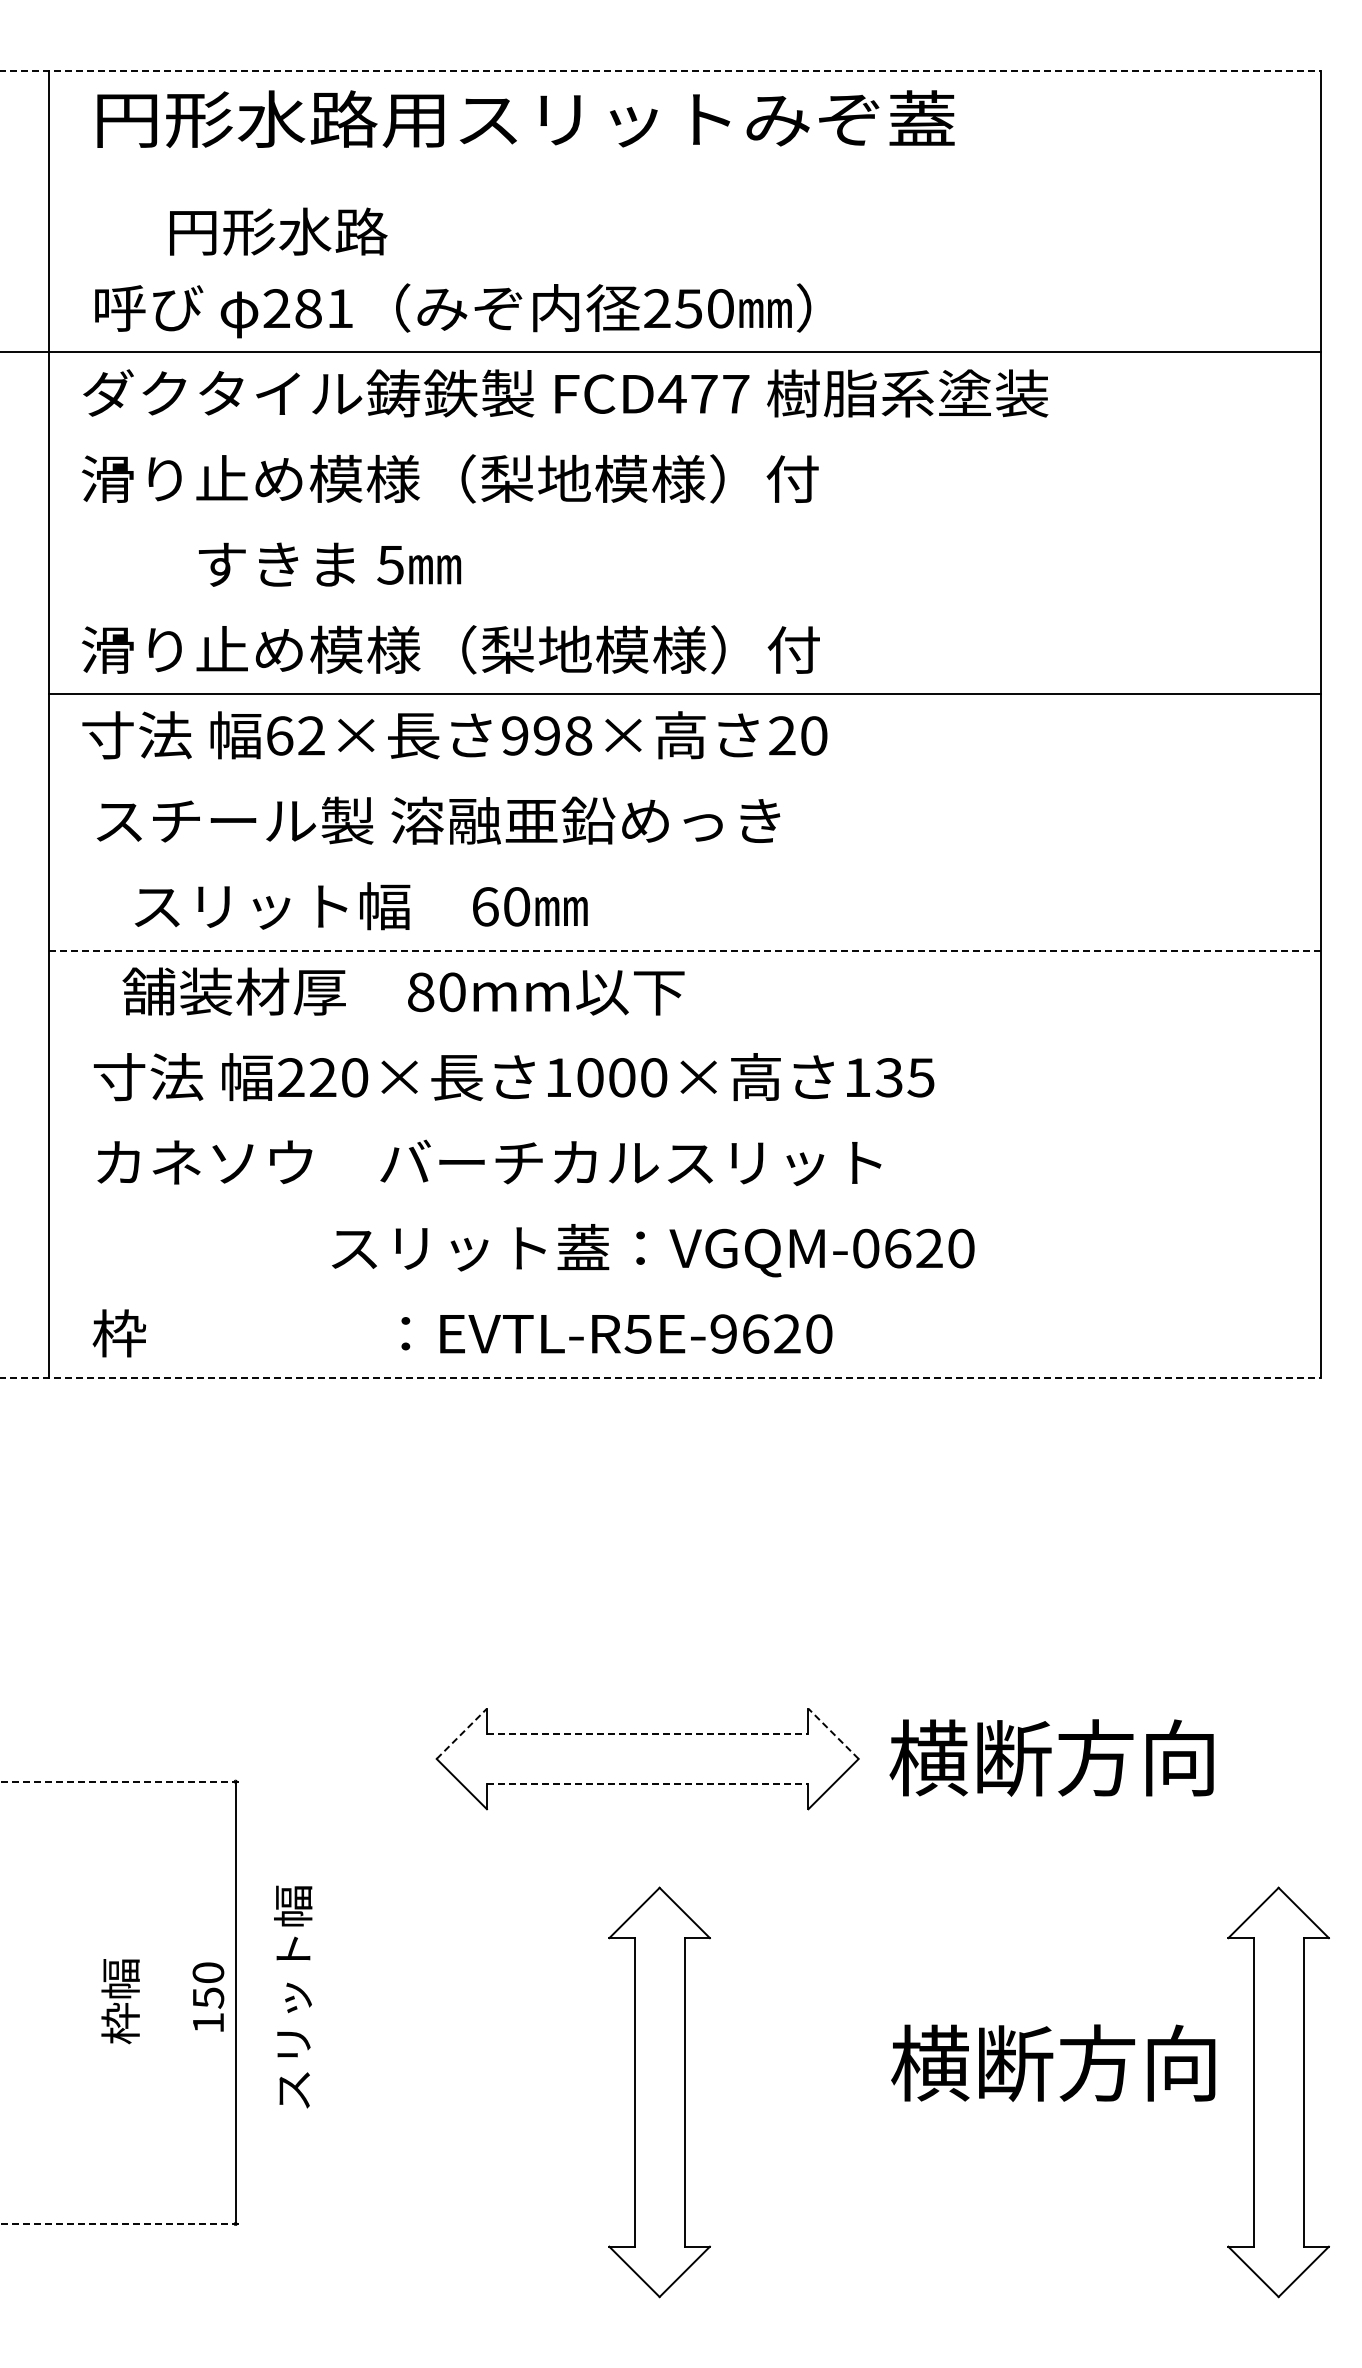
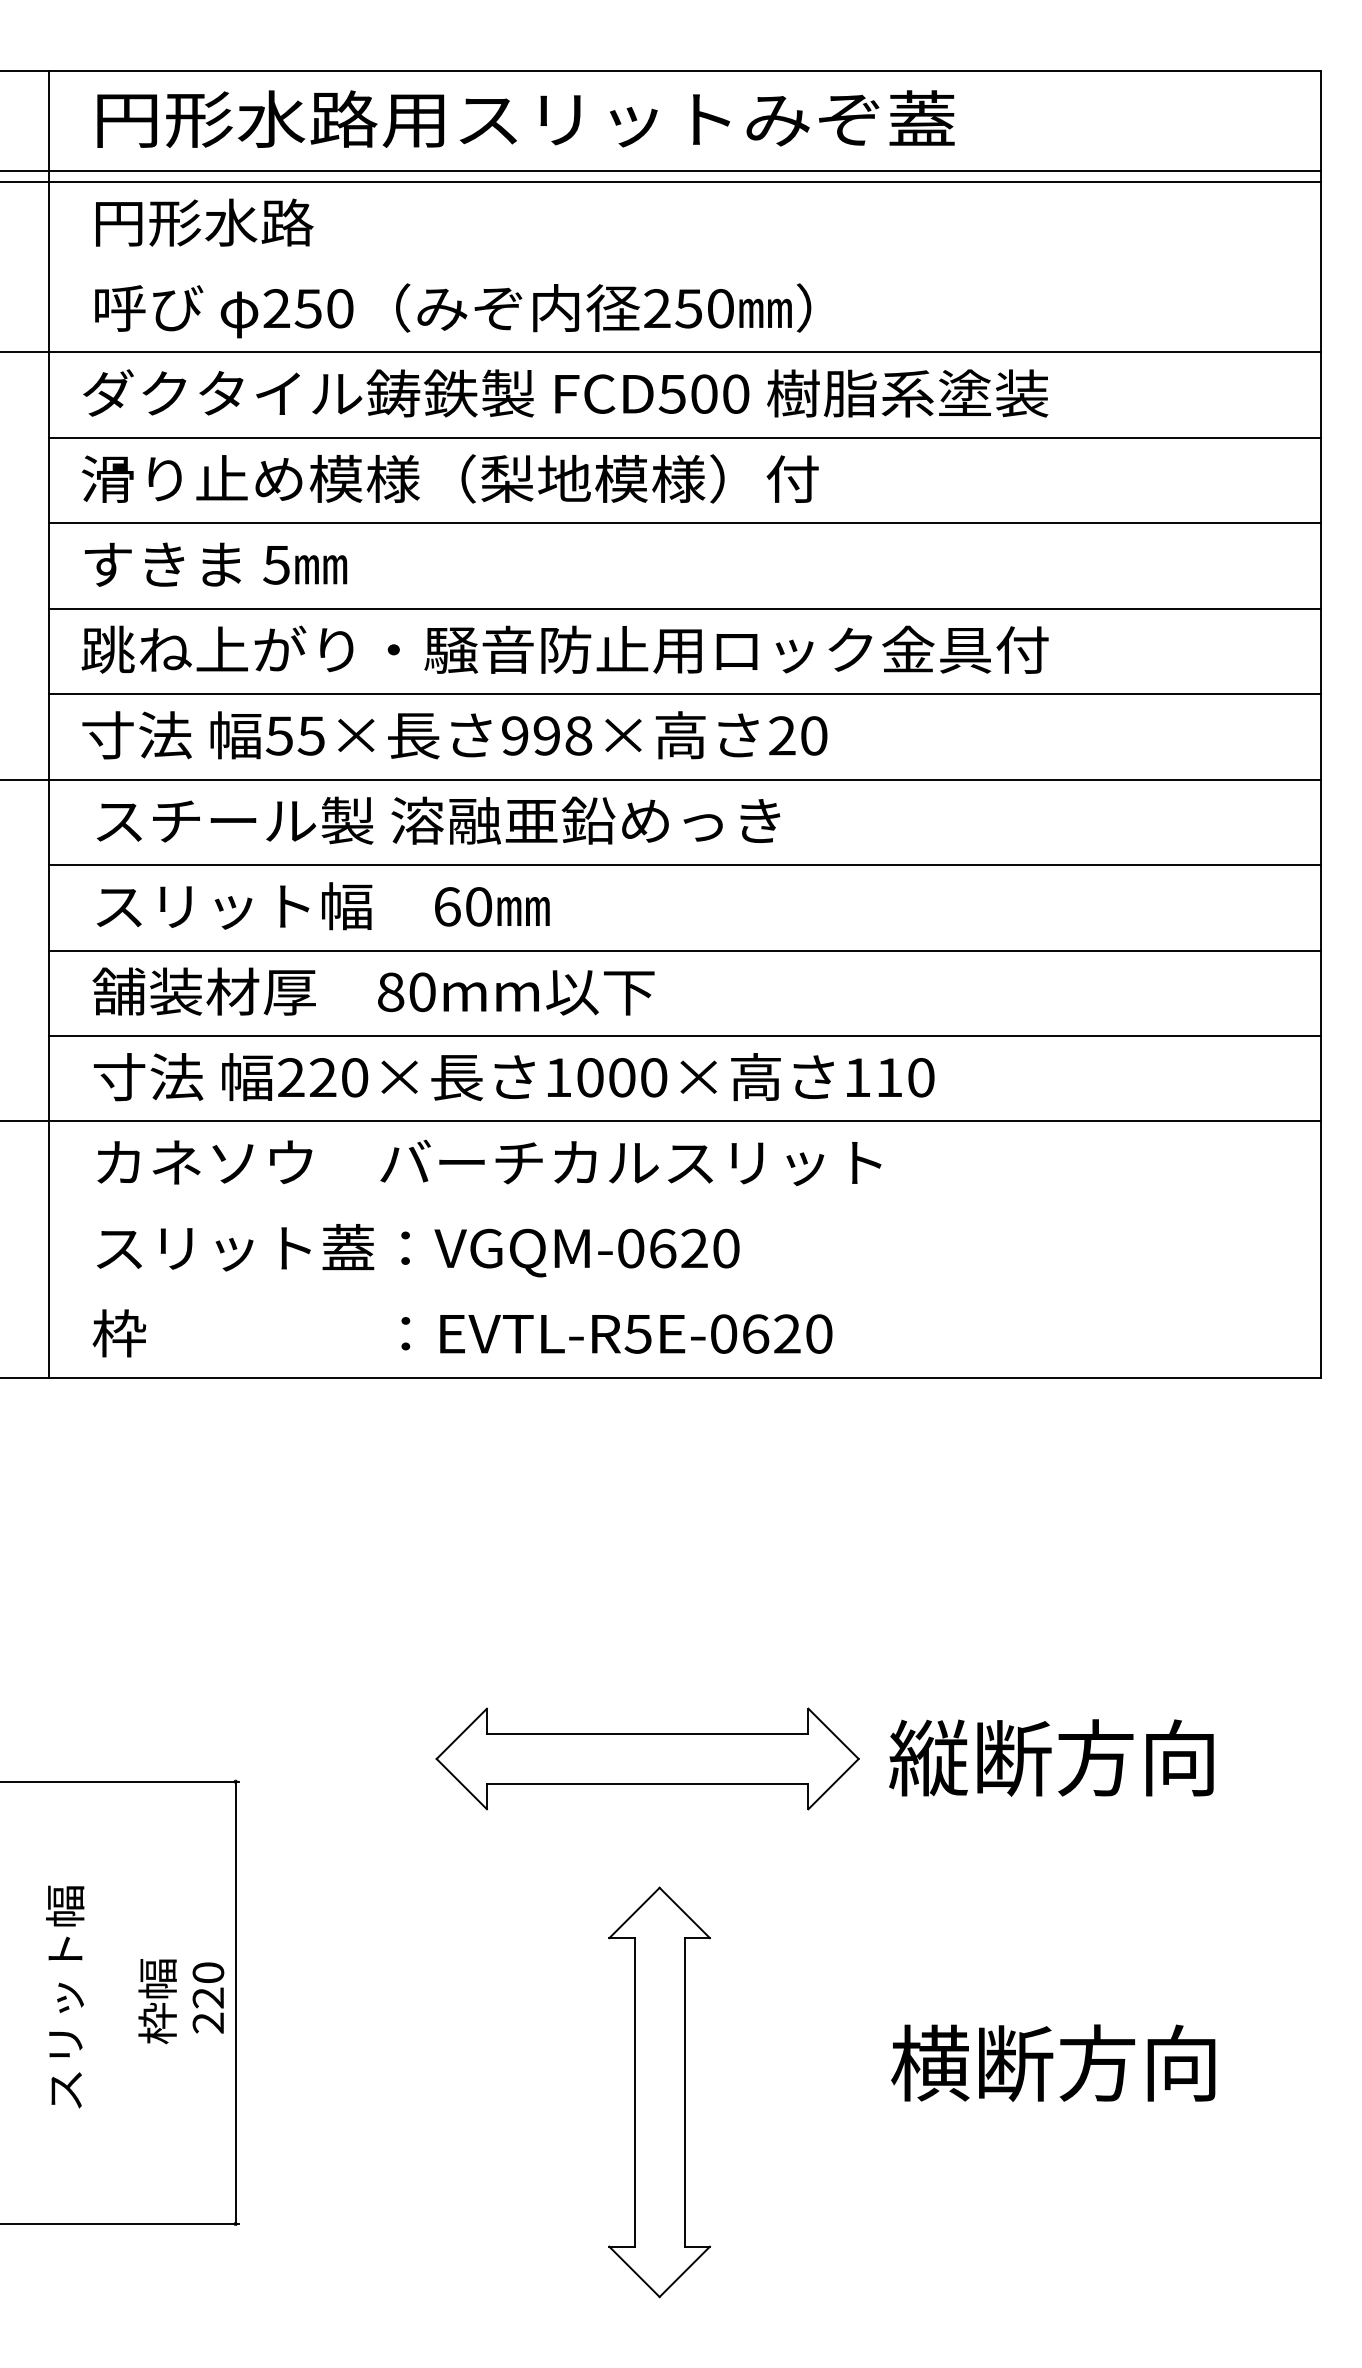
line: dashed -> solid (661, 70)
line: none -> present (661, 171)
line: none -> present (661, 181)
text position: (278, 231) -> (204, 222) (204, 222)
text: 281 -> 250 (323, 308)
text: FCD477 -> FCD500 (703, 393)
line: none -> present (685, 437)
line: none -> present (685, 523)
text position: (329, 564) -> (215, 564) (215, 564)
line: none -> present (685, 608)
text: 滑り止め模様（梨地模様）付 -> 跳ね上がり・騒音防止用ロック金具付 (564, 649)
text: 62× -> 55× (294, 735)
line: none -> present (661, 779)
line: none -> present (685, 865)
text position: (361, 906) -> (323, 906) (323, 906)
line: dashed -> solid (685, 950)
text position: (403, 991) -> (373, 991) (373, 991)
line: none -> present (685, 1036)
text: 135 -> 110 (904, 1077)
line: none -> present (661, 1121)
text position: (653, 1250) -> (418, 1250) (418, 1250)
text: EVTL-R5E-9620 -> EVTL-R5E-0620 (723, 1333)
line: dashed -> solid (661, 1377)
line: dashed -> solid (461, 1733)
line: dashed -> solid (647, 1733)
line: dashed -> solid (833, 1733)
text: 横断方向 -> 縦断方向 (928, 1757)
line: dashed -> solid (119, 1781)
line: dashed -> solid (647, 1784)
text position: (293, 1996) -> (65, 1996) (65, 1996)
text position: (120, 2001) -> (157, 2001) (157, 2001)
text: 150 -> 220 (208, 2010)
part: present -> none (1278, 2092)
line: dashed -> solid (119, 2224)
